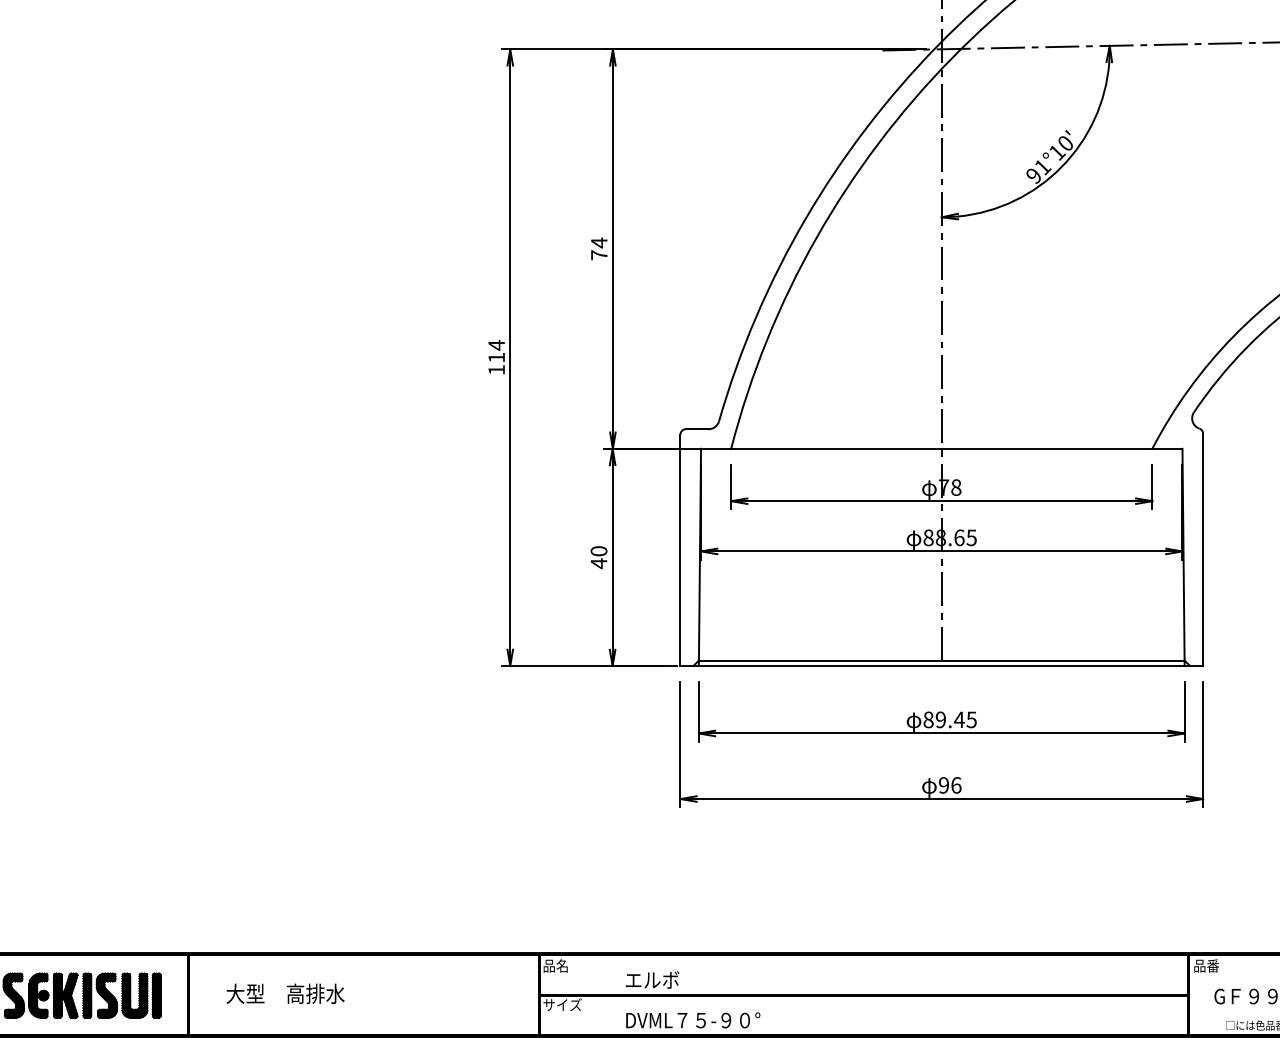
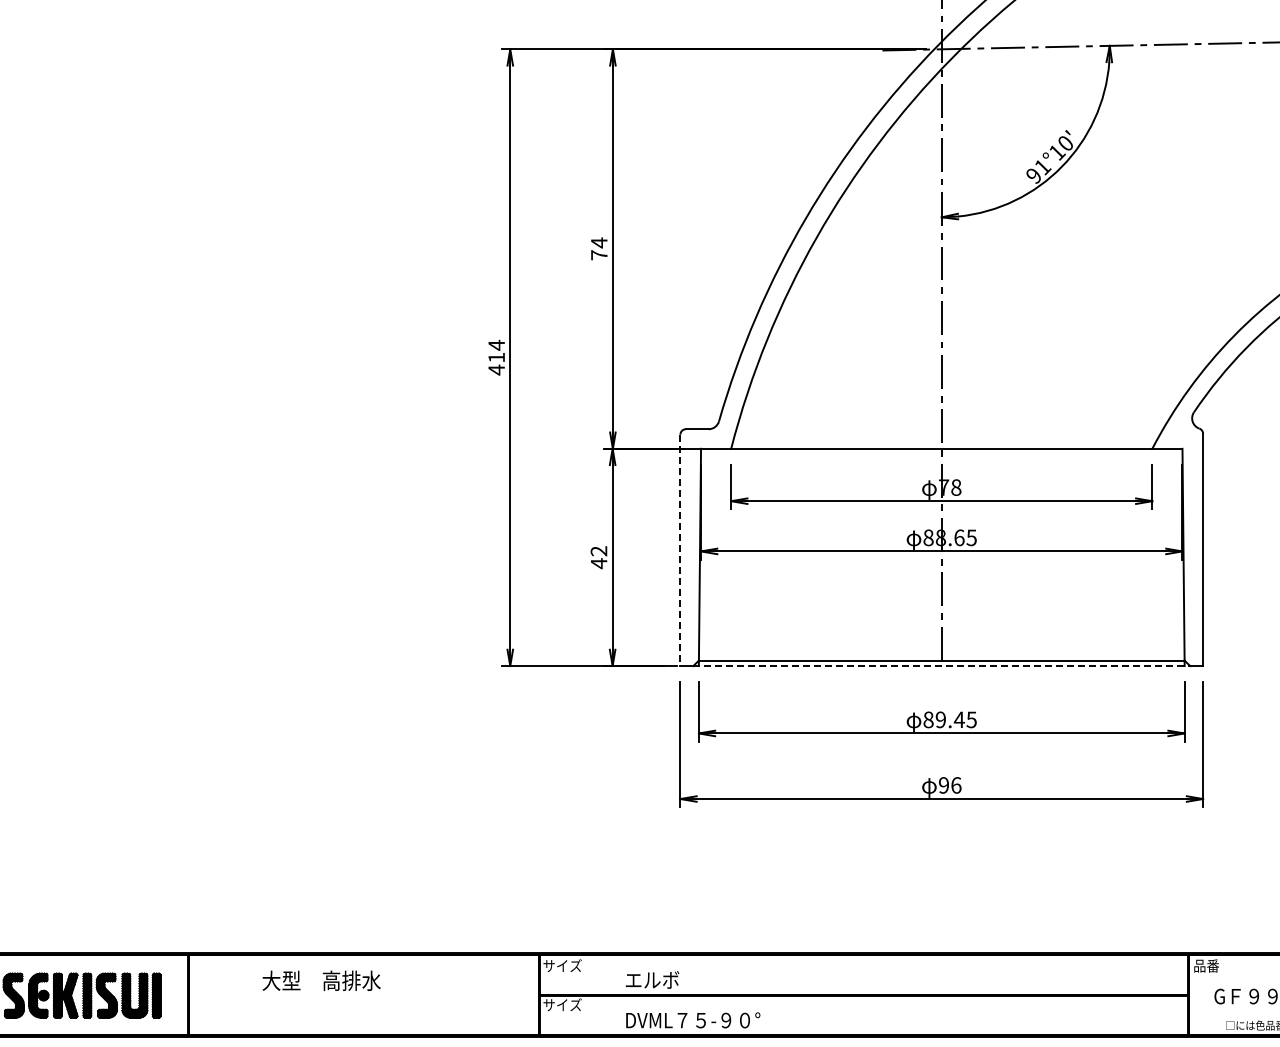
text: 114 -> 414 (496, 369)
line: solid -> dashed (680, 550)
text: 40 -> 42 (598, 551)
line: solid -> dashed (942, 666)
text: 品名 -> サイズ (562, 965)
text position: (285, 993) -> (321, 980) (321, 980)
